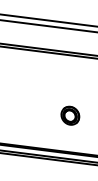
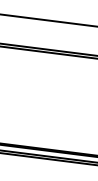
line: present -> none (48, 26)
part: present -> none (70, 115)
